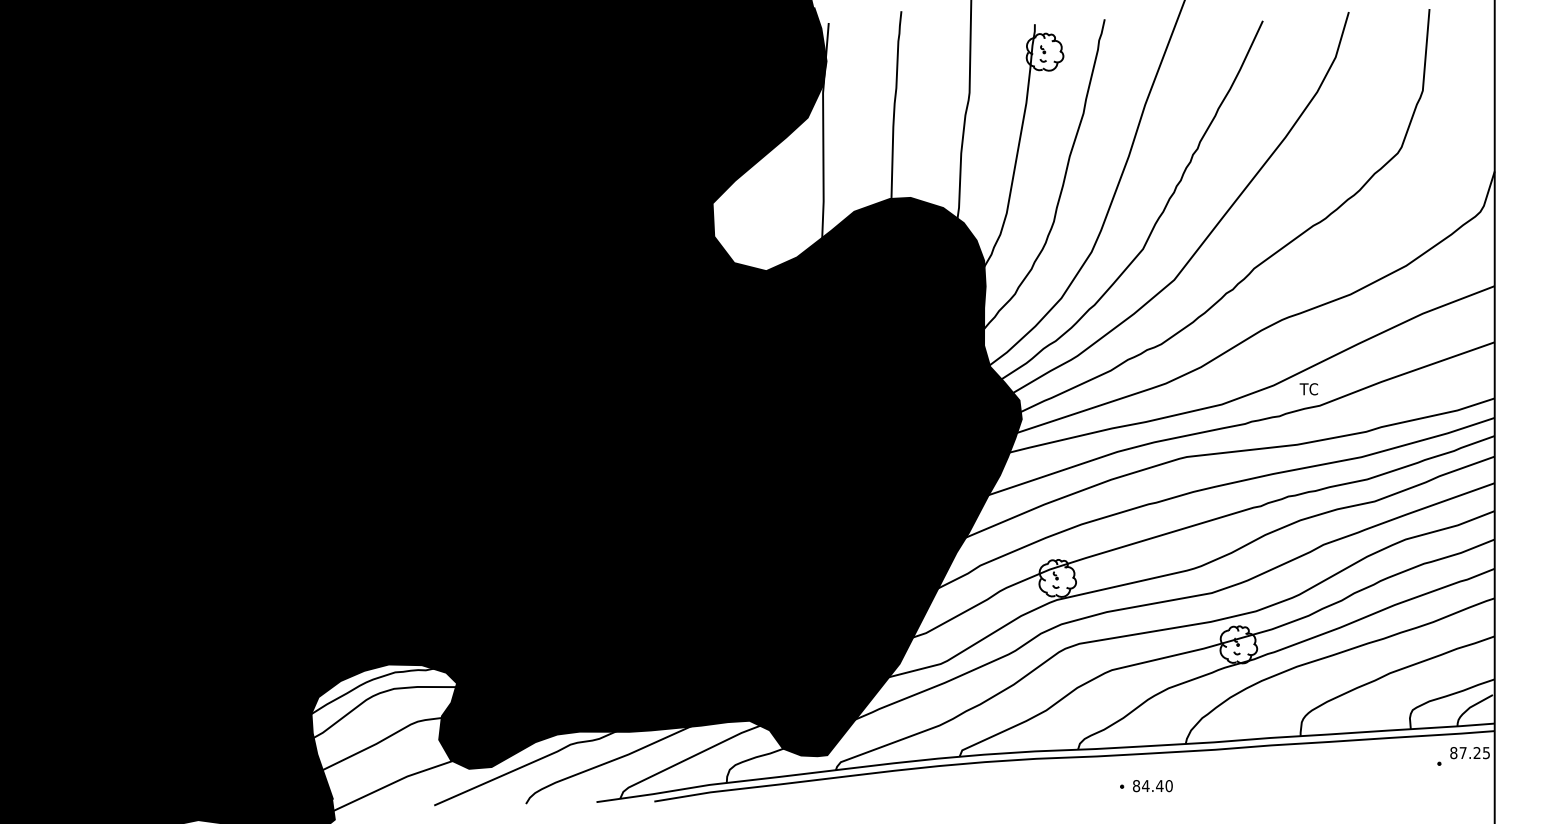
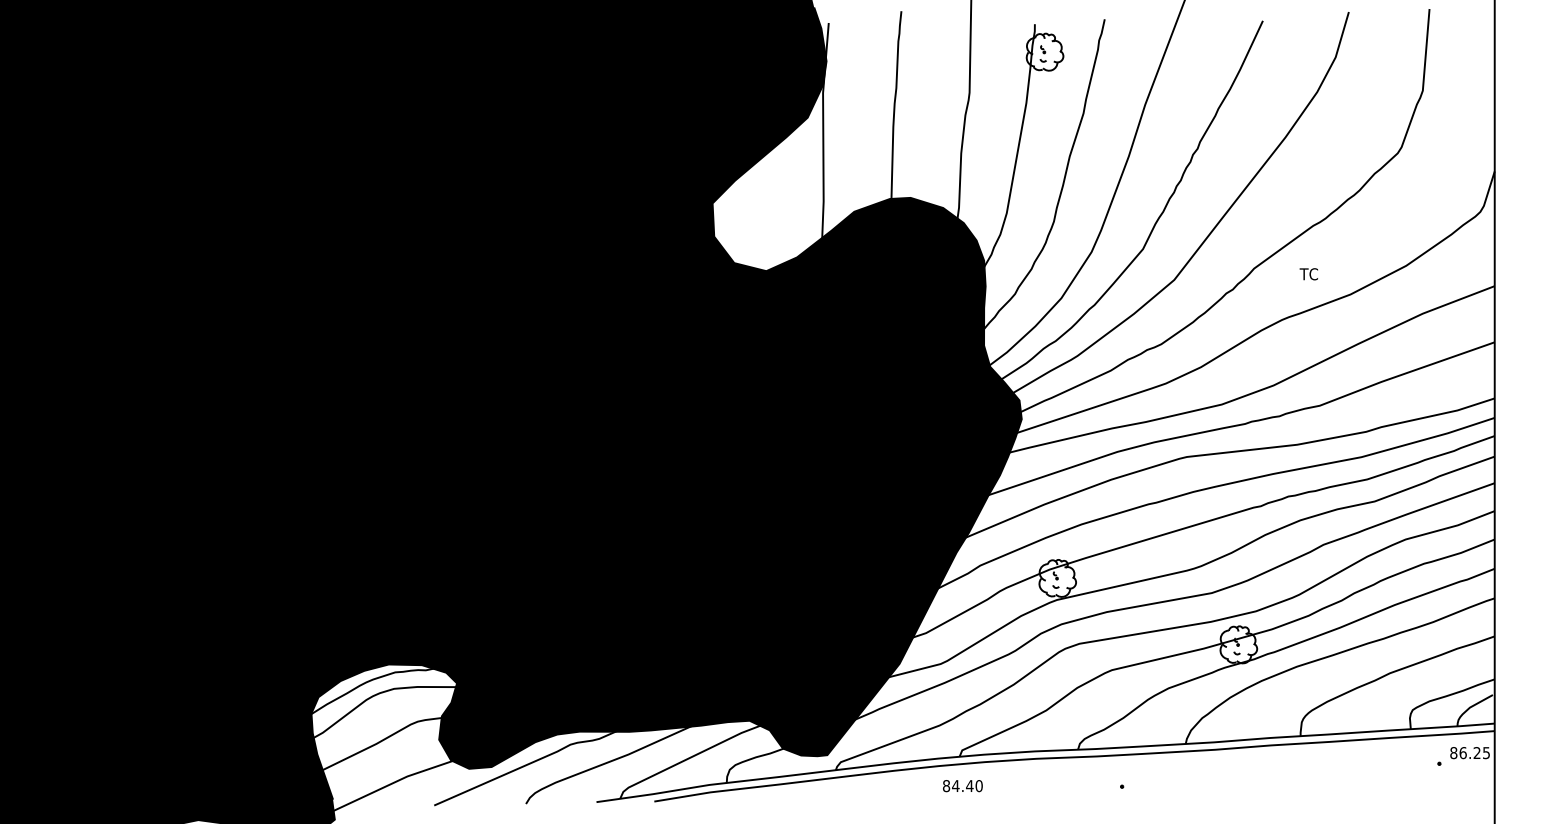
text position: (1308, 389) -> (1308, 274) (1308, 274)
text: 87.25 -> 86.25 (1462, 753)
text position: (1152, 786) -> (962, 786) (962, 786)
